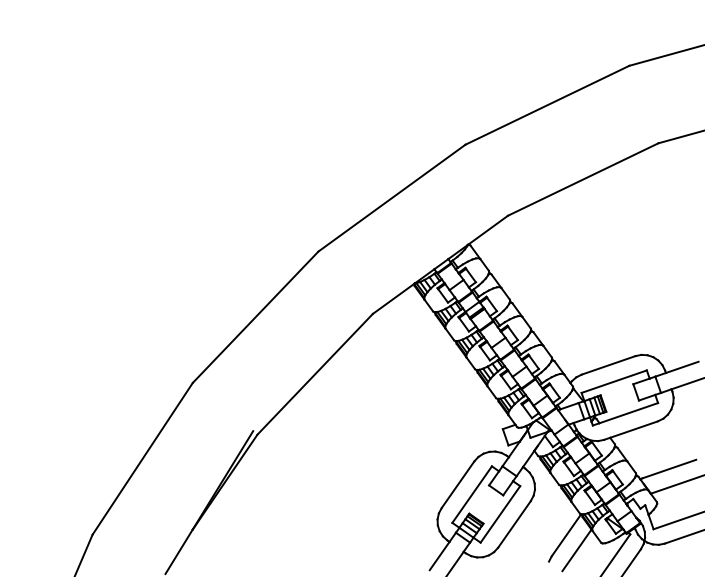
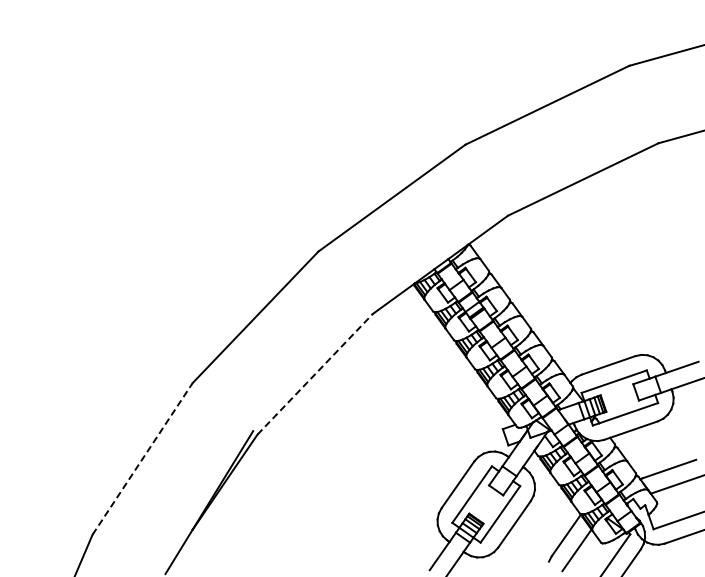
line: solid -> dashed (315, 373)
line: solid -> dashed (142, 458)
